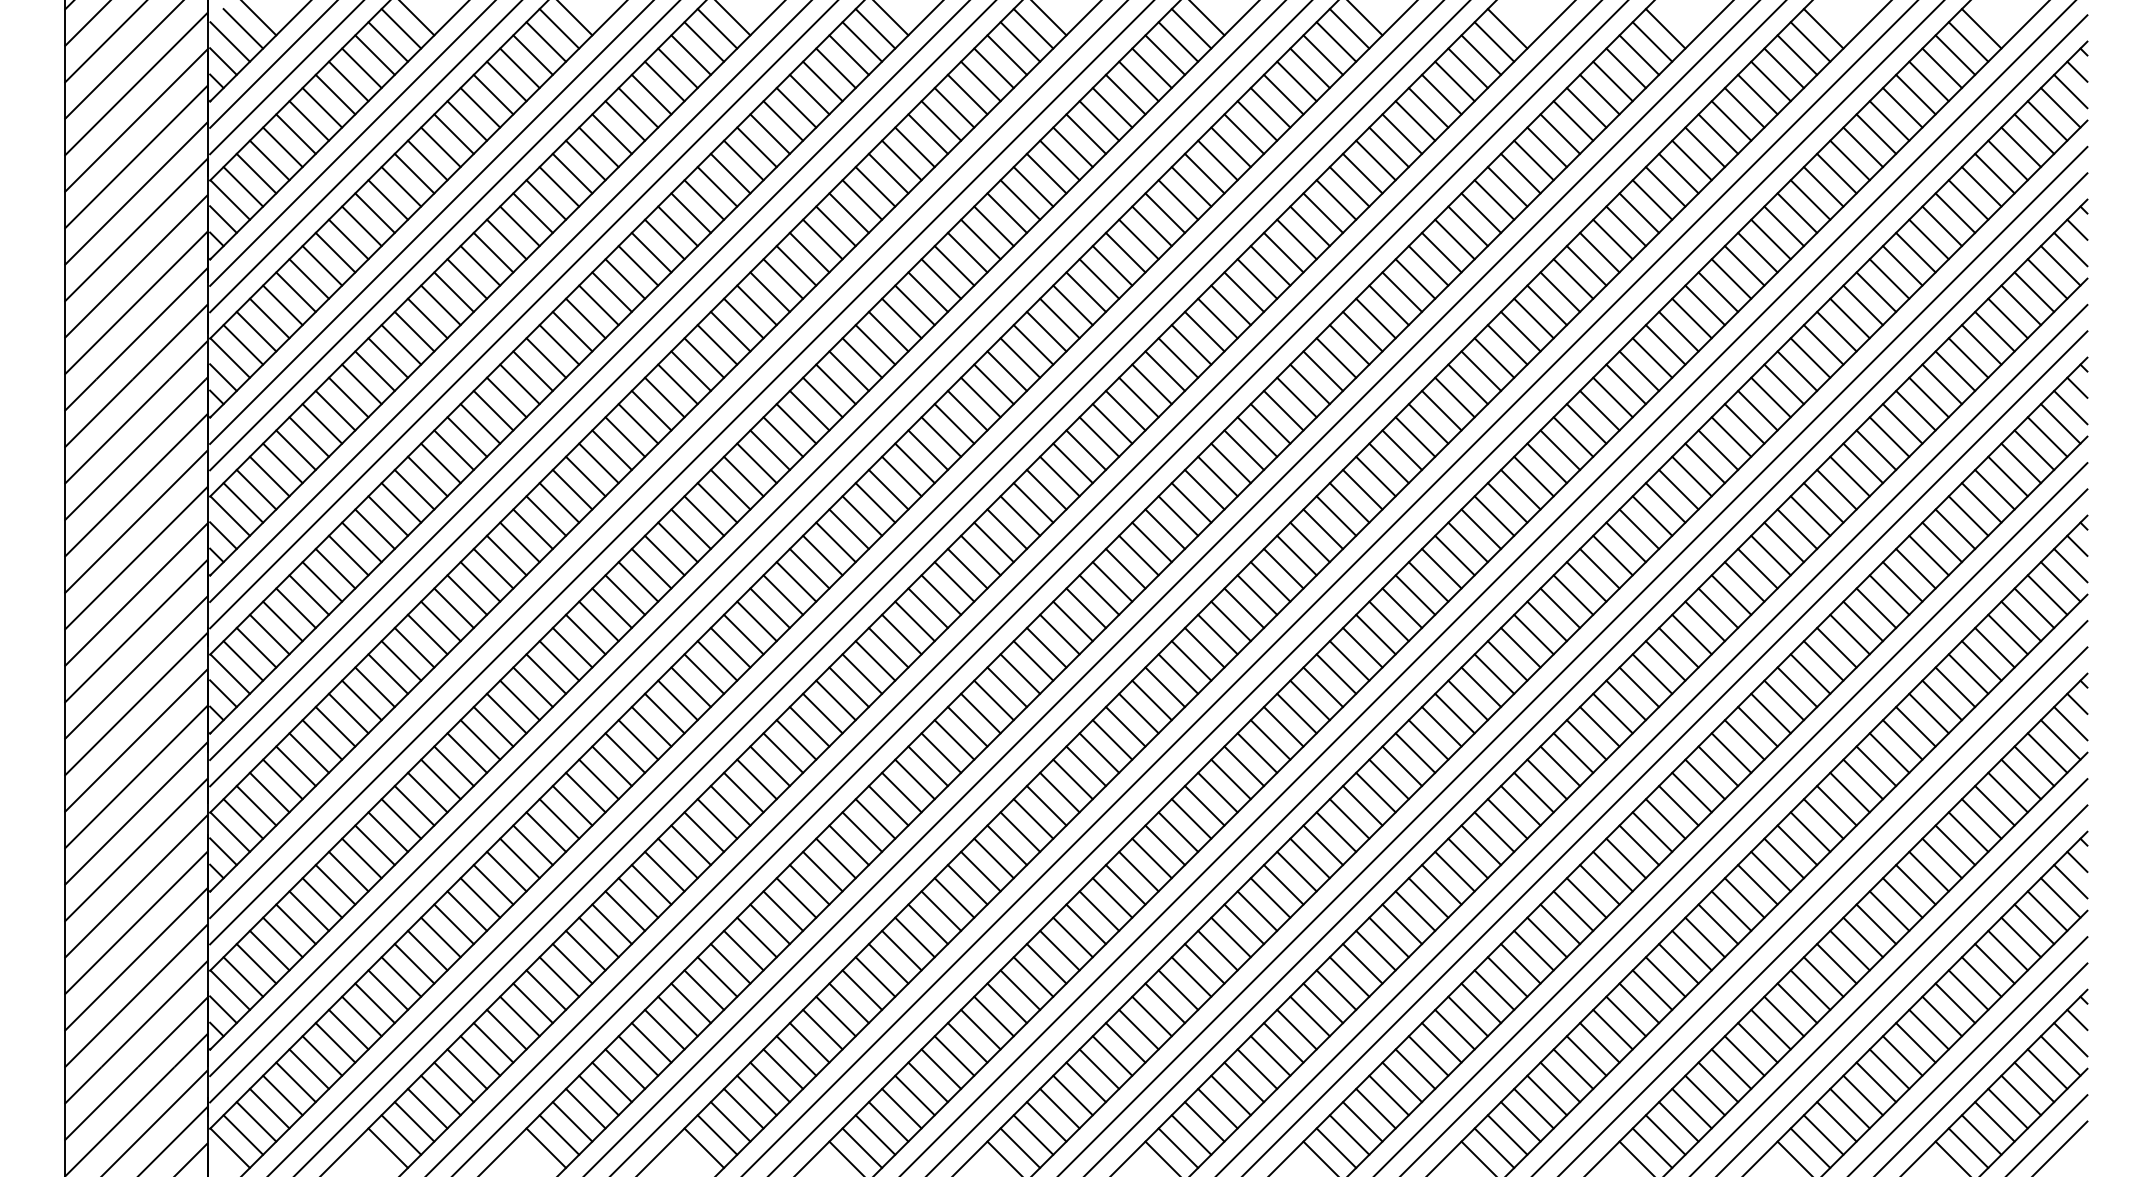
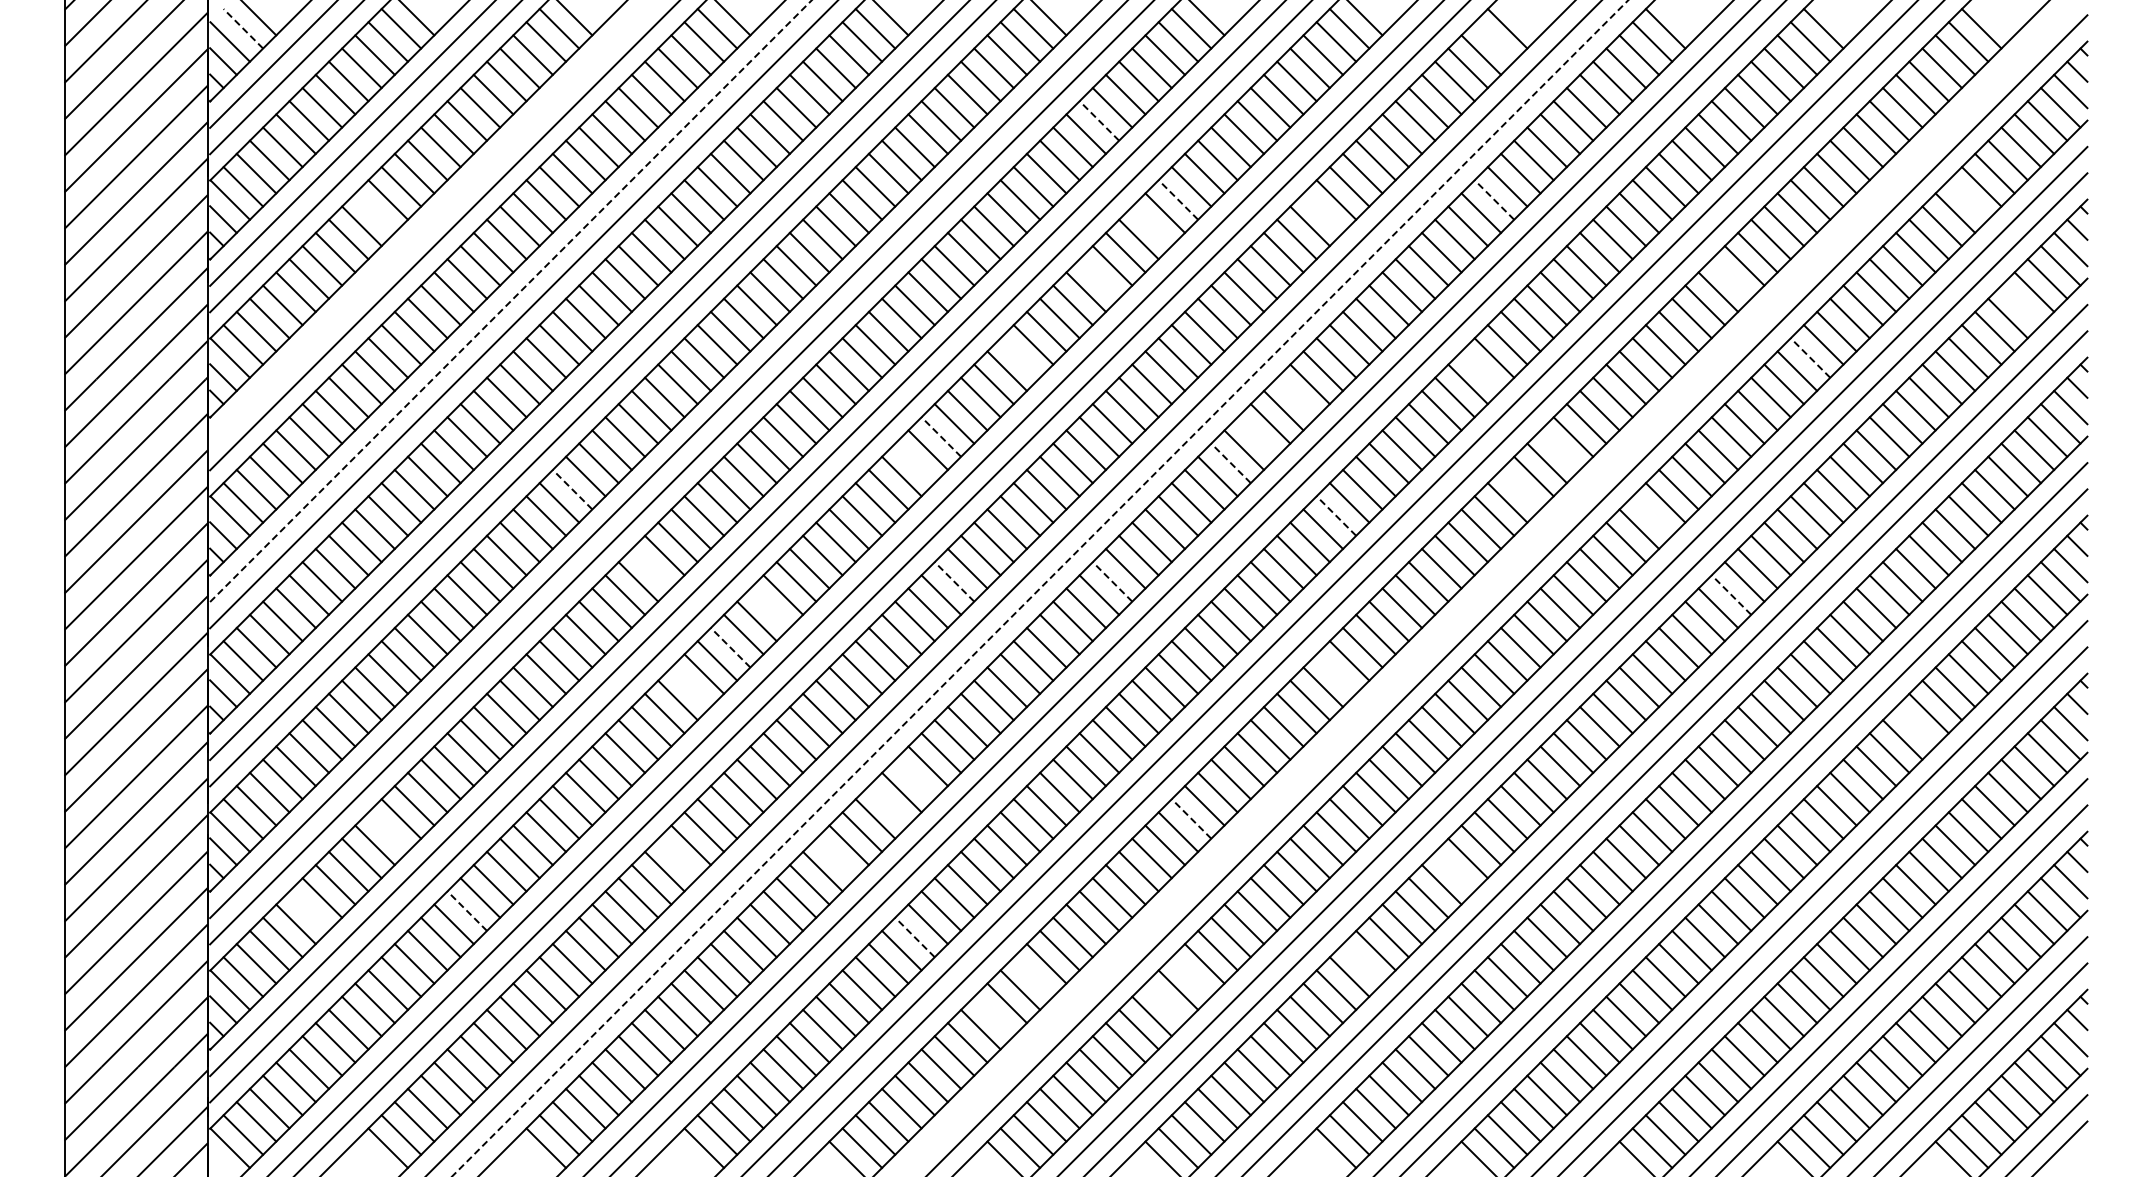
line: solid -> dashed (243, 28)
line: present -> none (1494, 41)
line: solid -> dashed (1099, 120)
line: present -> none (1968, 199)
line: solid -> dashed (1178, 200)
line: solid -> dashed (1494, 200)
line: present -> none (374, 212)
line: present -> none (1323, 212)
line: present -> none (430, 222)
line: present -> none (1151, 226)
line: present -> none (1099, 278)
line: present -> none (1731, 278)
line: solid -> dashed (511, 300)
line: present -> none (2020, 305)
line: present -> none (1020, 357)
line: solid -> dashed (1810, 358)
line: present -> none (1481, 370)
line: present -> none (1296, 397)
line: present -> none (1257, 436)
line: solid -> dashed (941, 437)
line: present -> none (1560, 449)
line: present -> none (914, 463)
line: solid -> dashed (1231, 463)
line: solid -> dashed (572, 489)
line: present -> none (1520, 489)
line: present -> none (1652, 515)
line: solid -> dashed (1336, 516)
line: present -> none (651, 568)
line: solid -> dashed (954, 581)
line: solid -> dashed (1112, 581)
line: present -> none (1487, 587)
line: solid -> dashed (1040, 588)
line: solid -> dashed (1731, 595)
line: present -> none (769, 608)
line: solid -> dashed (730, 647)
line: present -> none (1336, 673)
line: present -> none (690, 687)
line: present -> none (1915, 726)
line: present -> none (914, 779)
line: present -> none (888, 805)
line: solid -> dashed (1191, 818)
line: present -> none (387, 831)
line: present -> none (677, 858)
line: present -> none (835, 858)
line: present -> none (1454, 871)
line: present -> none (308, 910)
line: solid -> dashed (467, 911)
line: solid -> dashed (915, 937)
line: present -> none (1362, 963)
line: present -> none (1033, 976)
line: present -> none (1191, 976)
line: present -> none (1164, 1003)
line: present -> none (993, 1016)
line: present -> none (1319, 1157)
